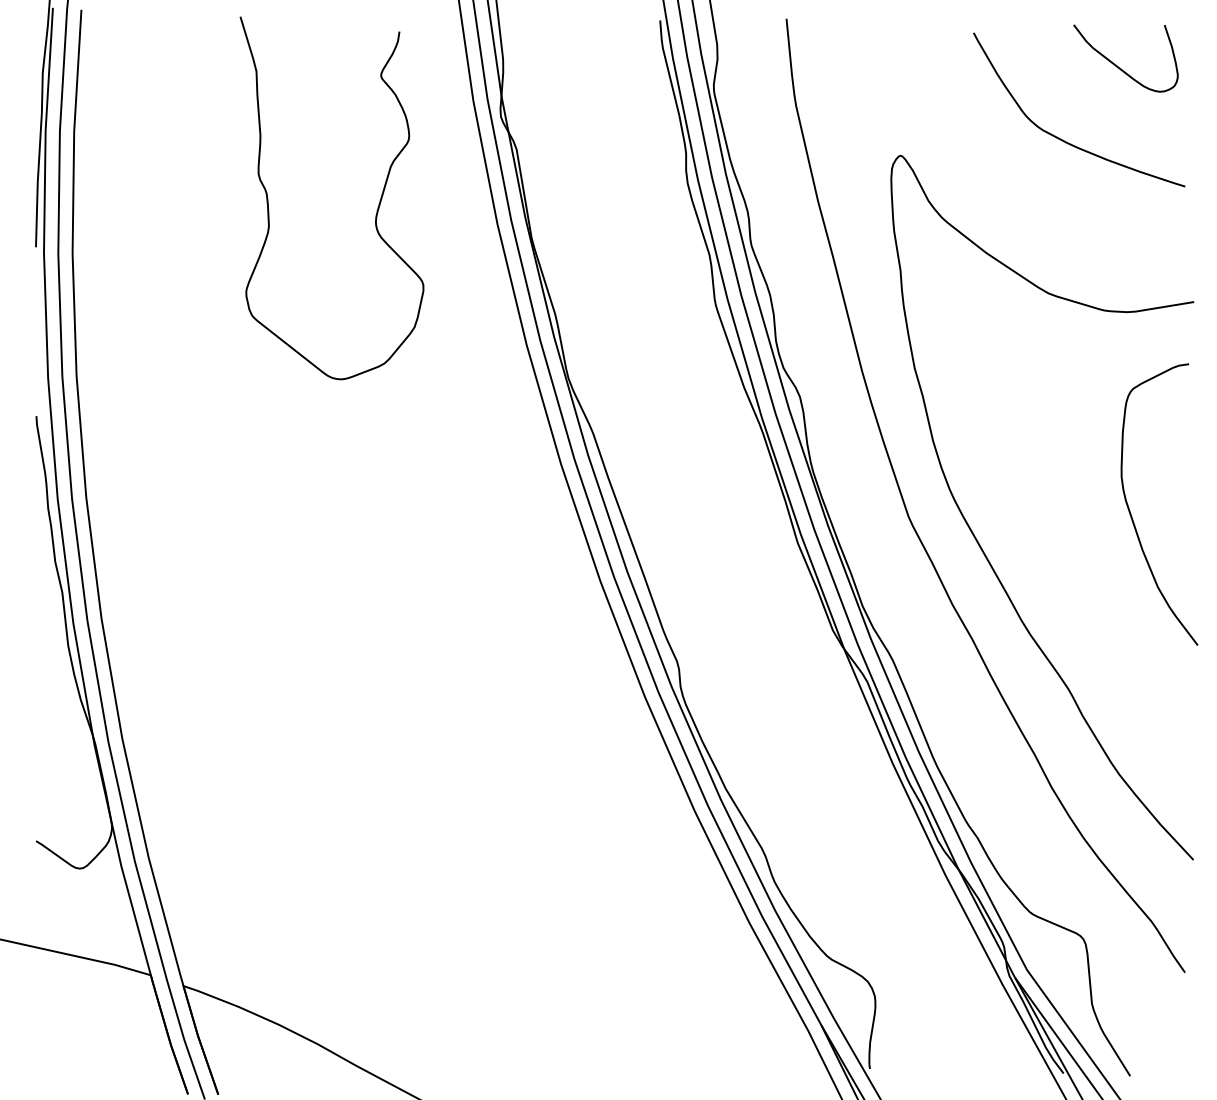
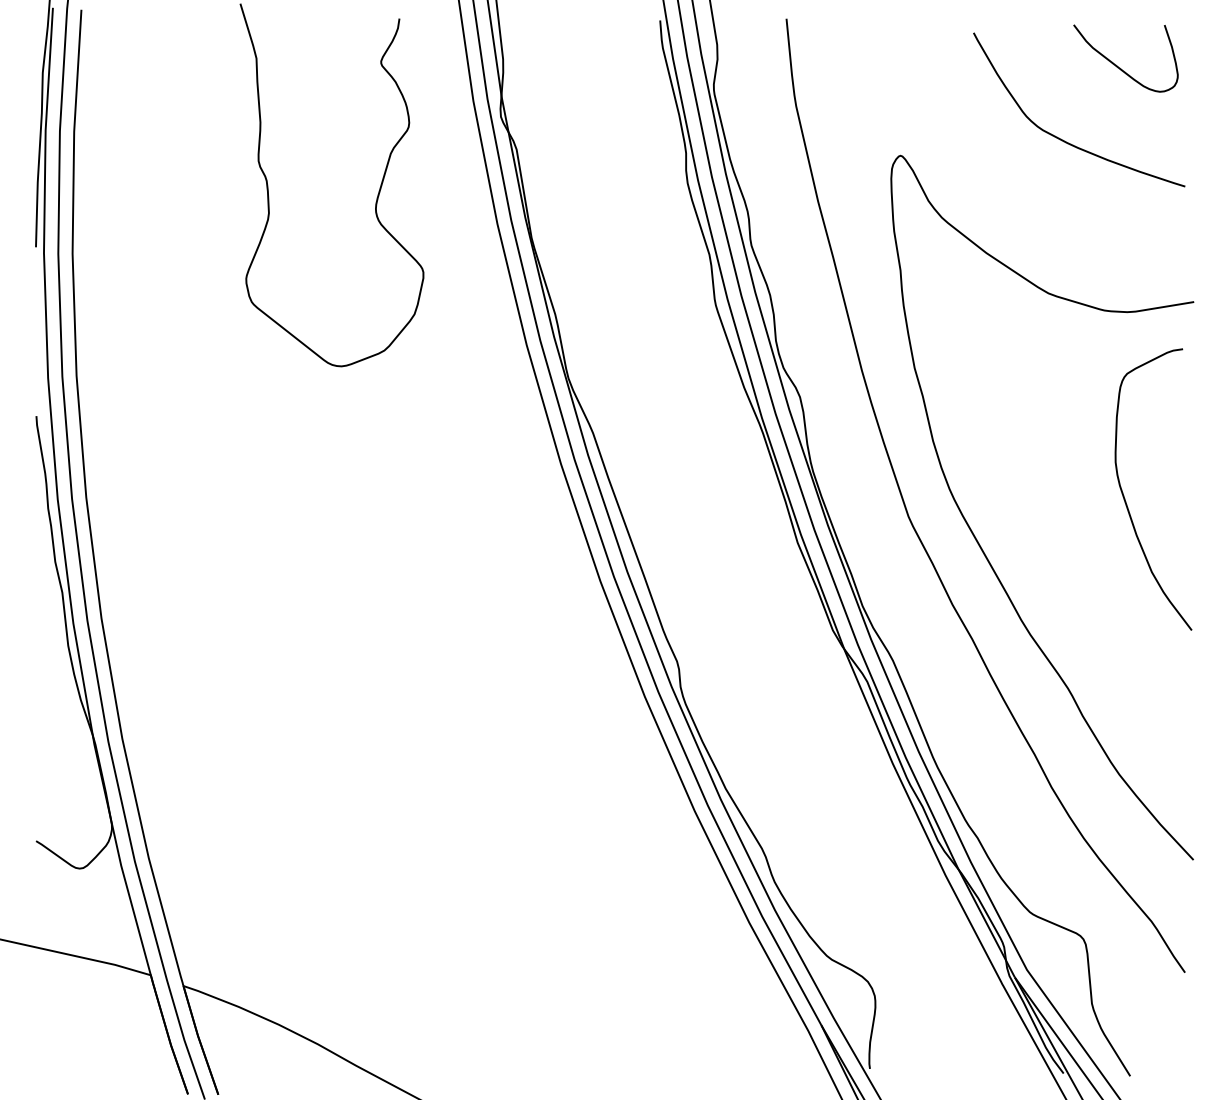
curve position: (376, 210) -> (376, 197) (376, 197)
curve position: (1131, 513) -> (1125, 498) (1125, 498)
